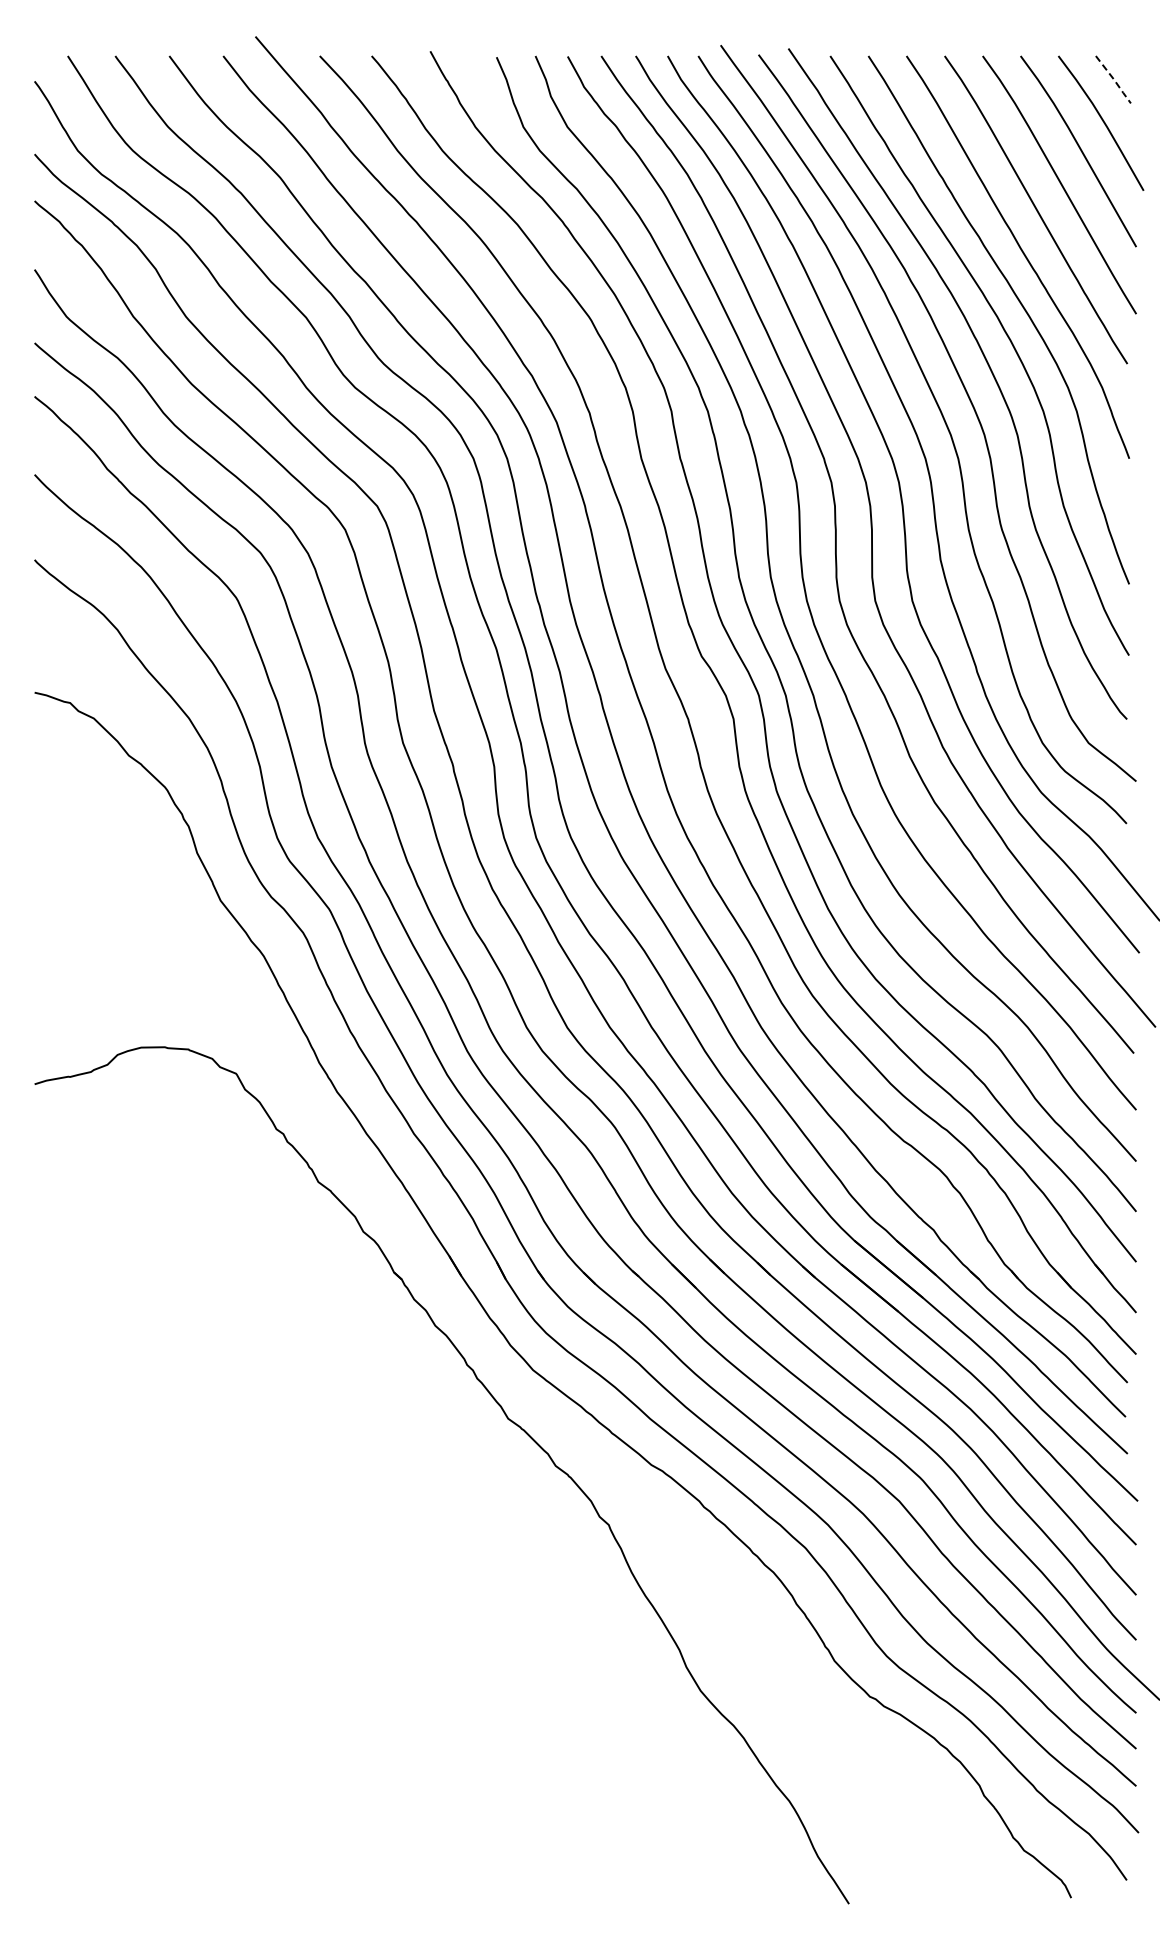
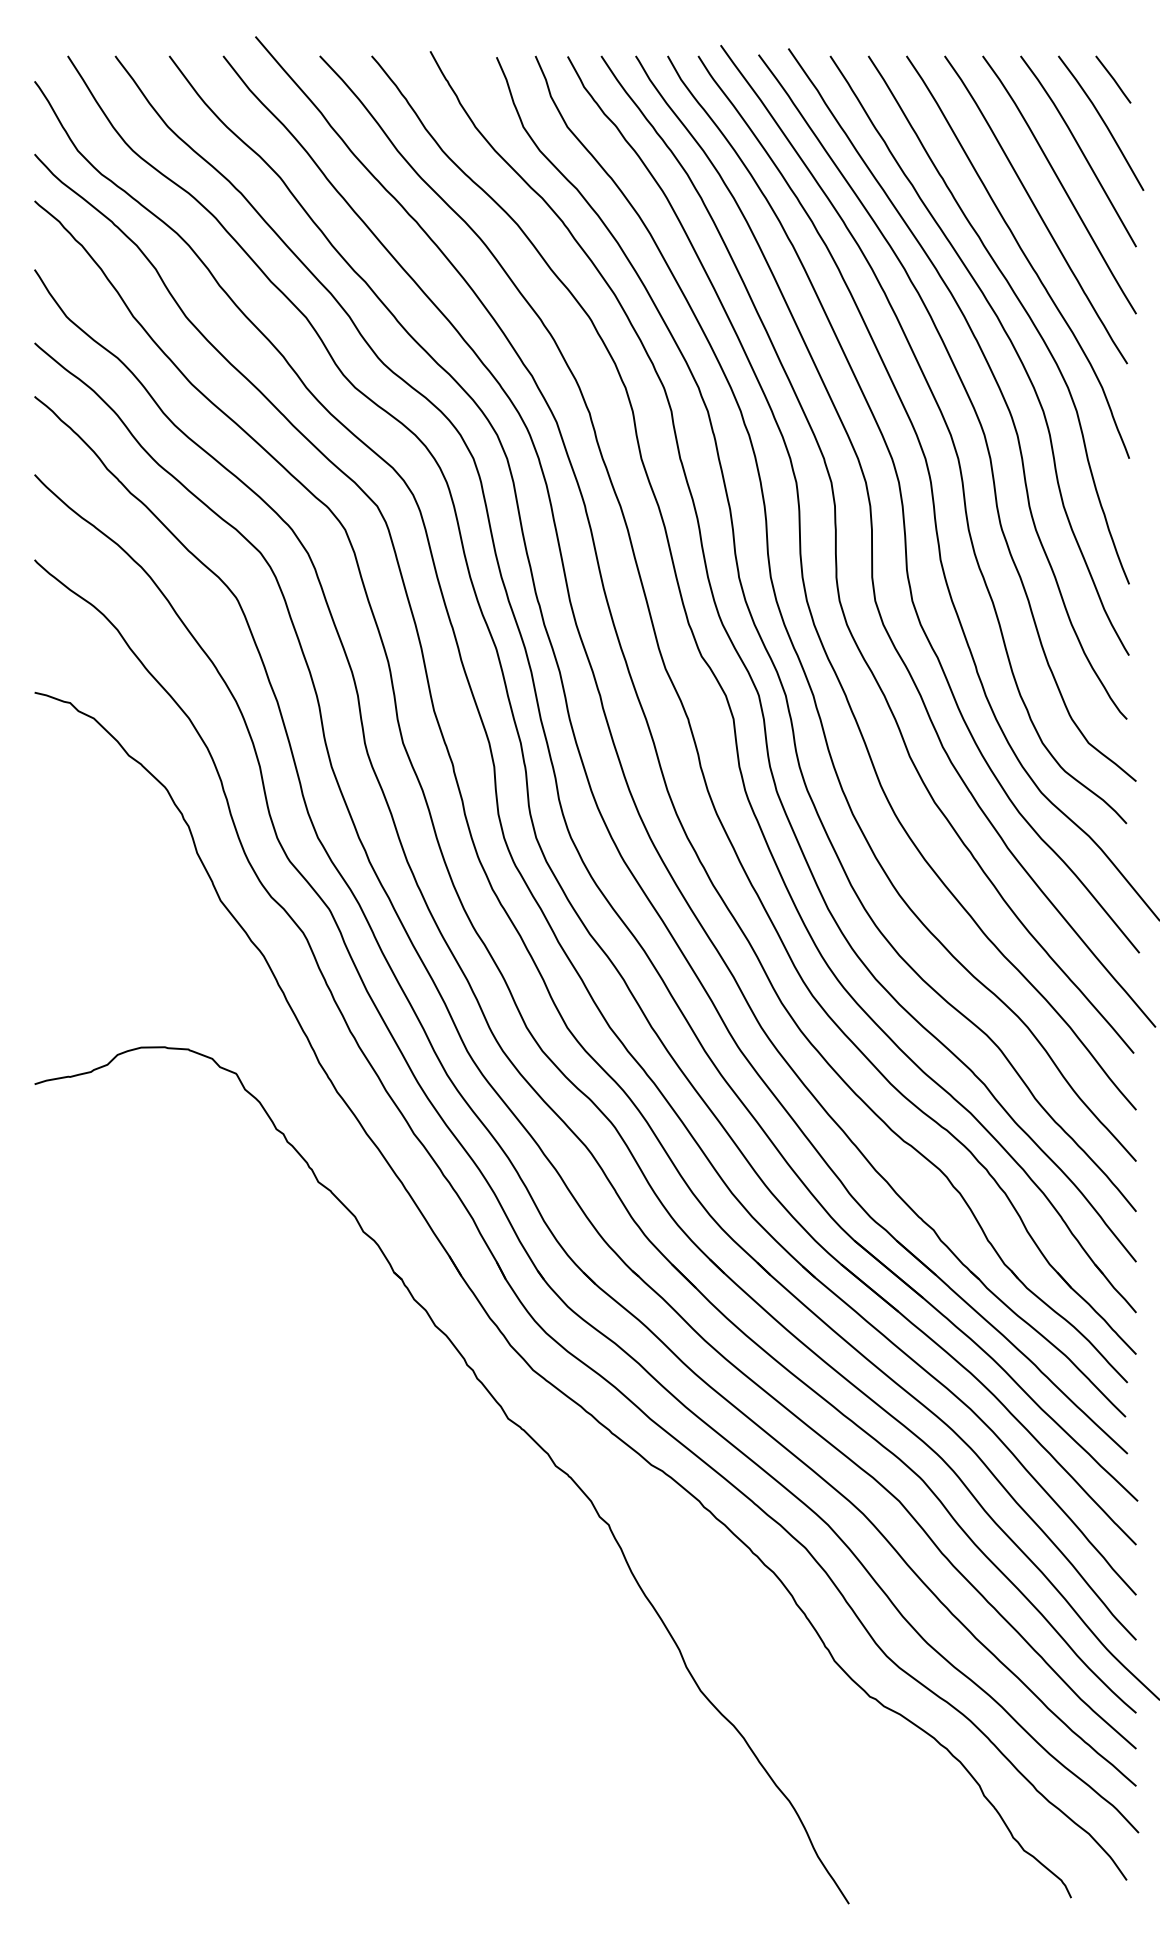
line: dashed -> solid (1114, 80)
